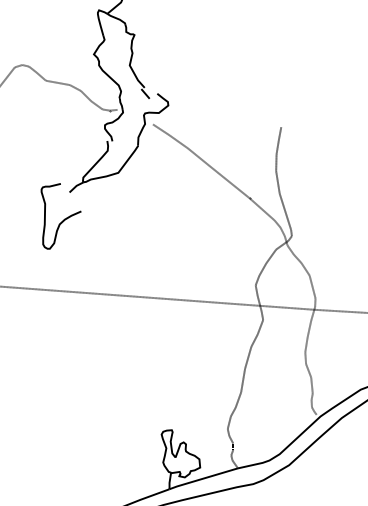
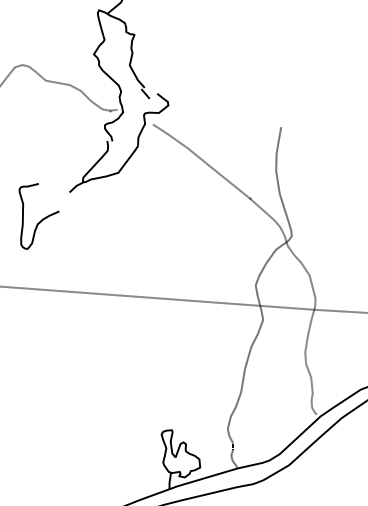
curve position: (63, 219) -> (41, 219) (41, 219)
